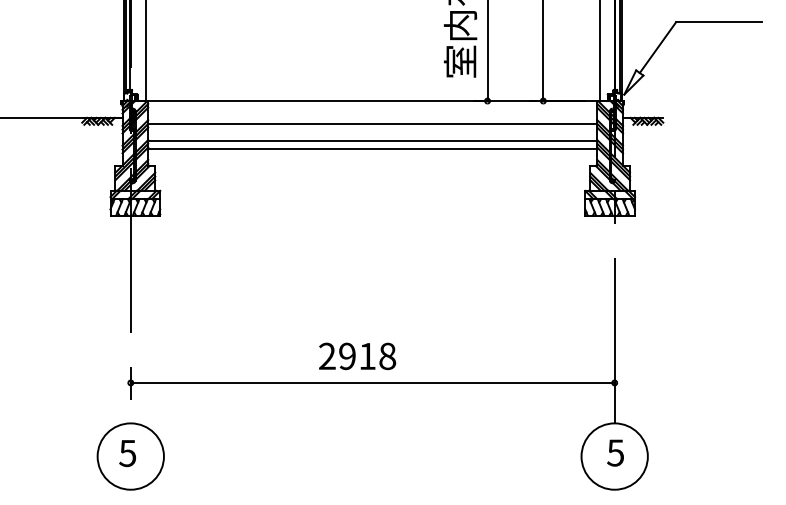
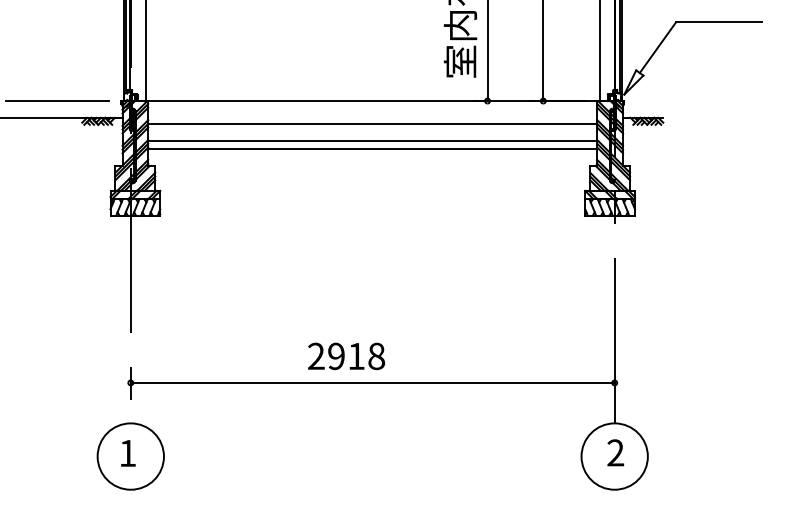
line: none -> present (57, 101)
text position: (357, 356) -> (346, 356) (346, 356)
text: 5 -> 2 (615, 452)
text: 5 -> 1 (127, 453)
